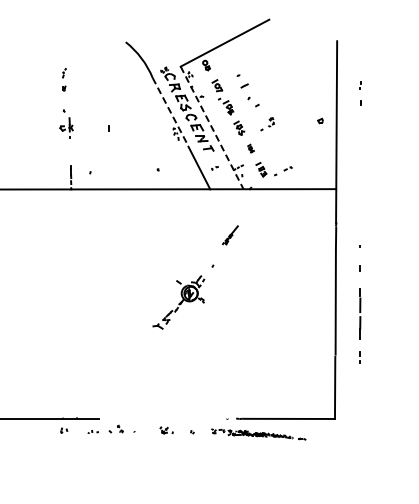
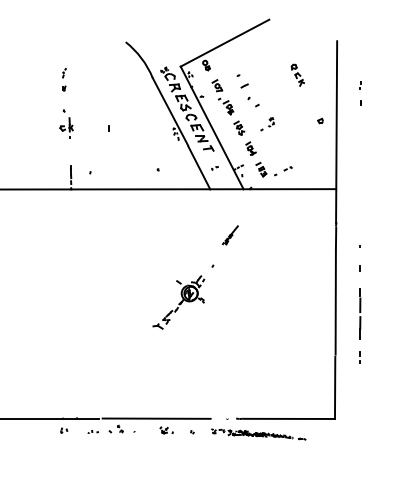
part: none -> present (297, 74)
line: dashed -> solid (170, 112)
line: dashed -> solid (212, 127)
part size: 8x11 px -> 12x15 px (250, 148)
line: none -> present (156, 418)
